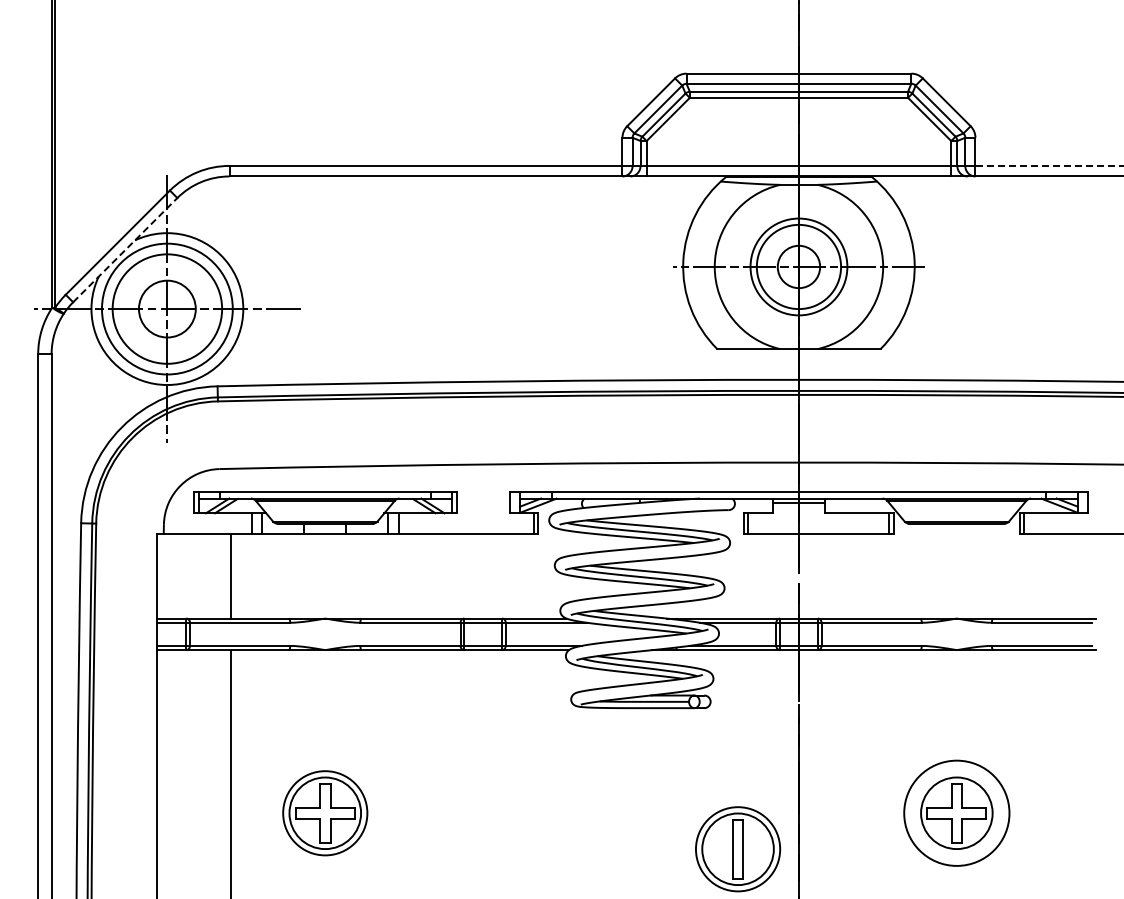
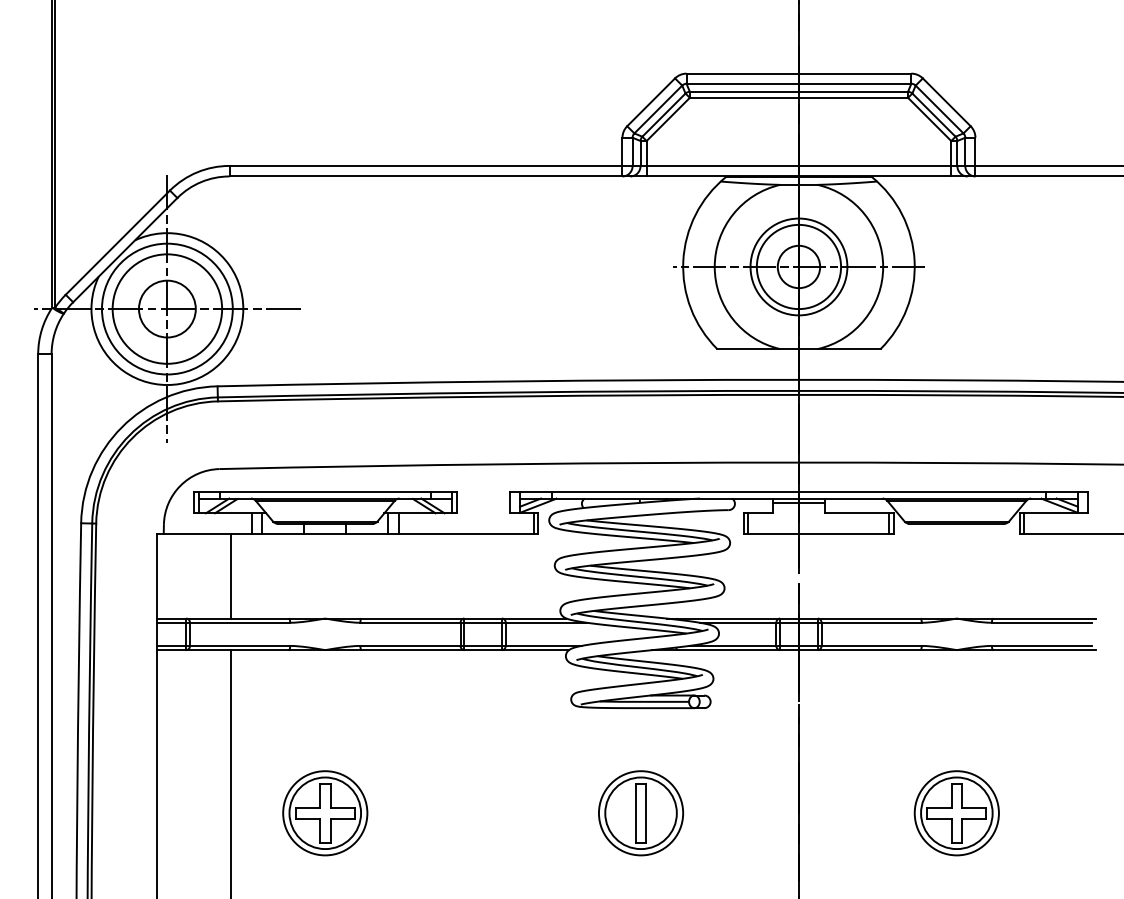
line: dashed -> solid (1049, 165)
line: dashed -> solid (125, 250)
circle diameter: 105 px -> 84 px (956, 813)
part position: (738, 849) -> (641, 813) (641, 813)
